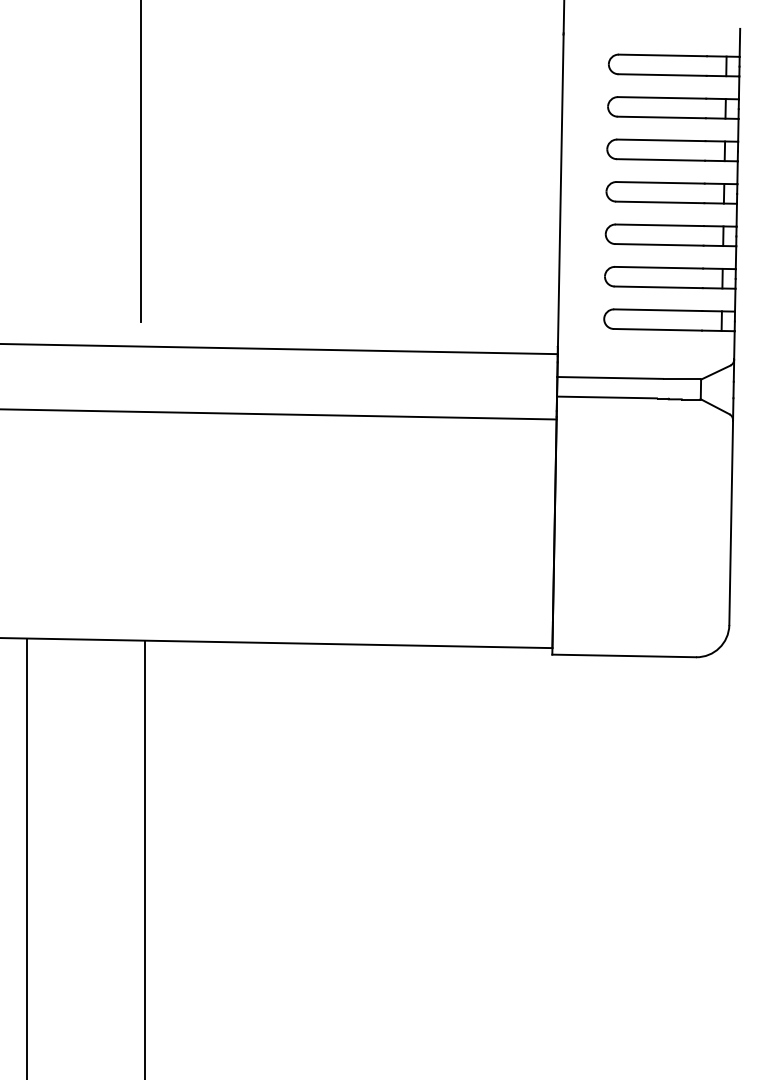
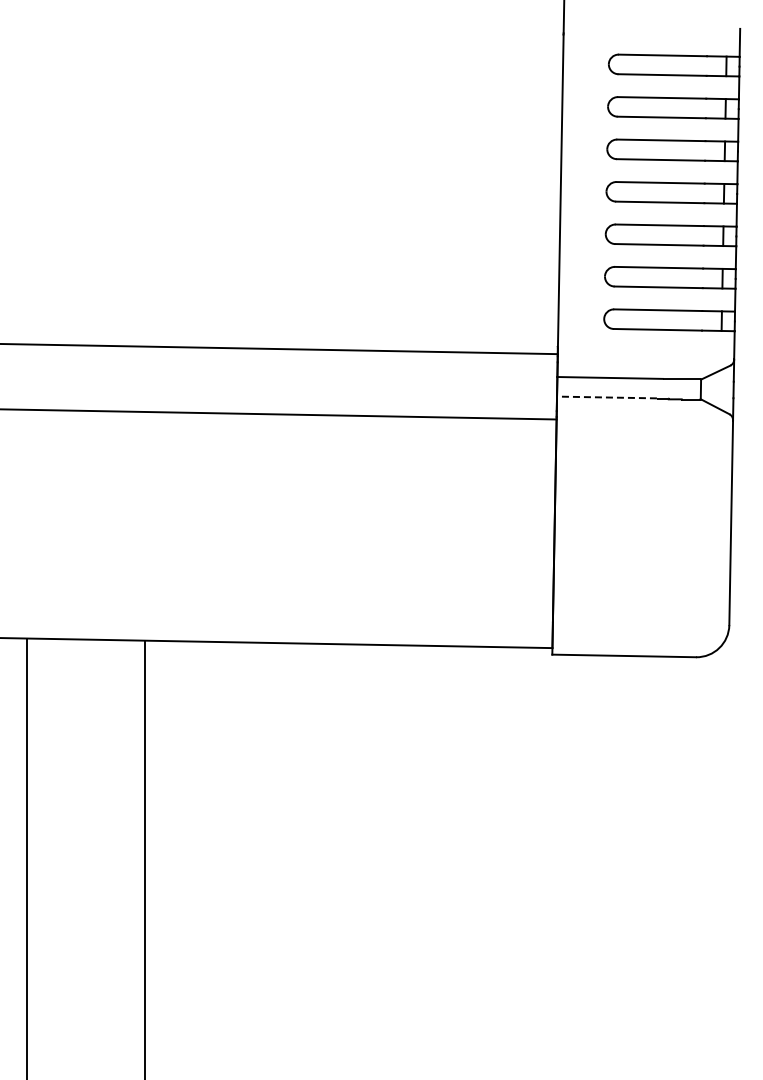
line: present -> none (140, 161)
line: solid -> dashed (606, 397)
